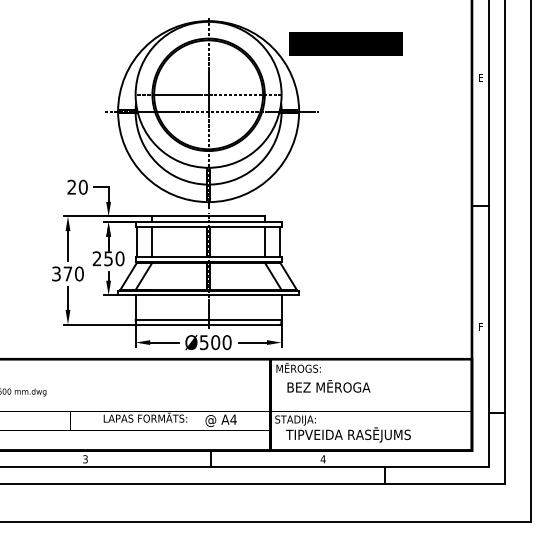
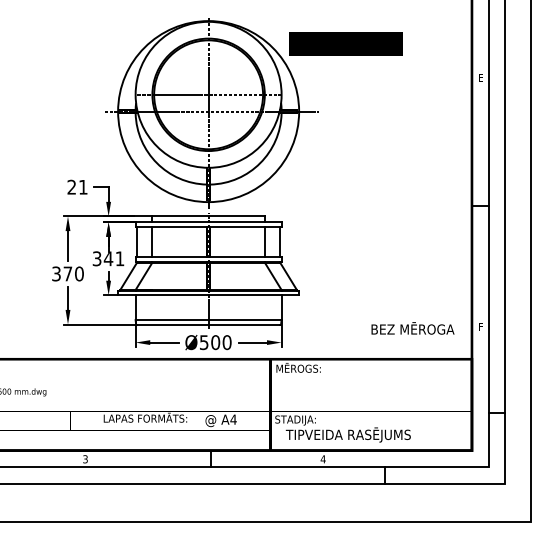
text: 20 -> 21 (82, 186)
text: 250 -> 341 (108, 258)
text position: (328, 386) -> (412, 328) (412, 328)
